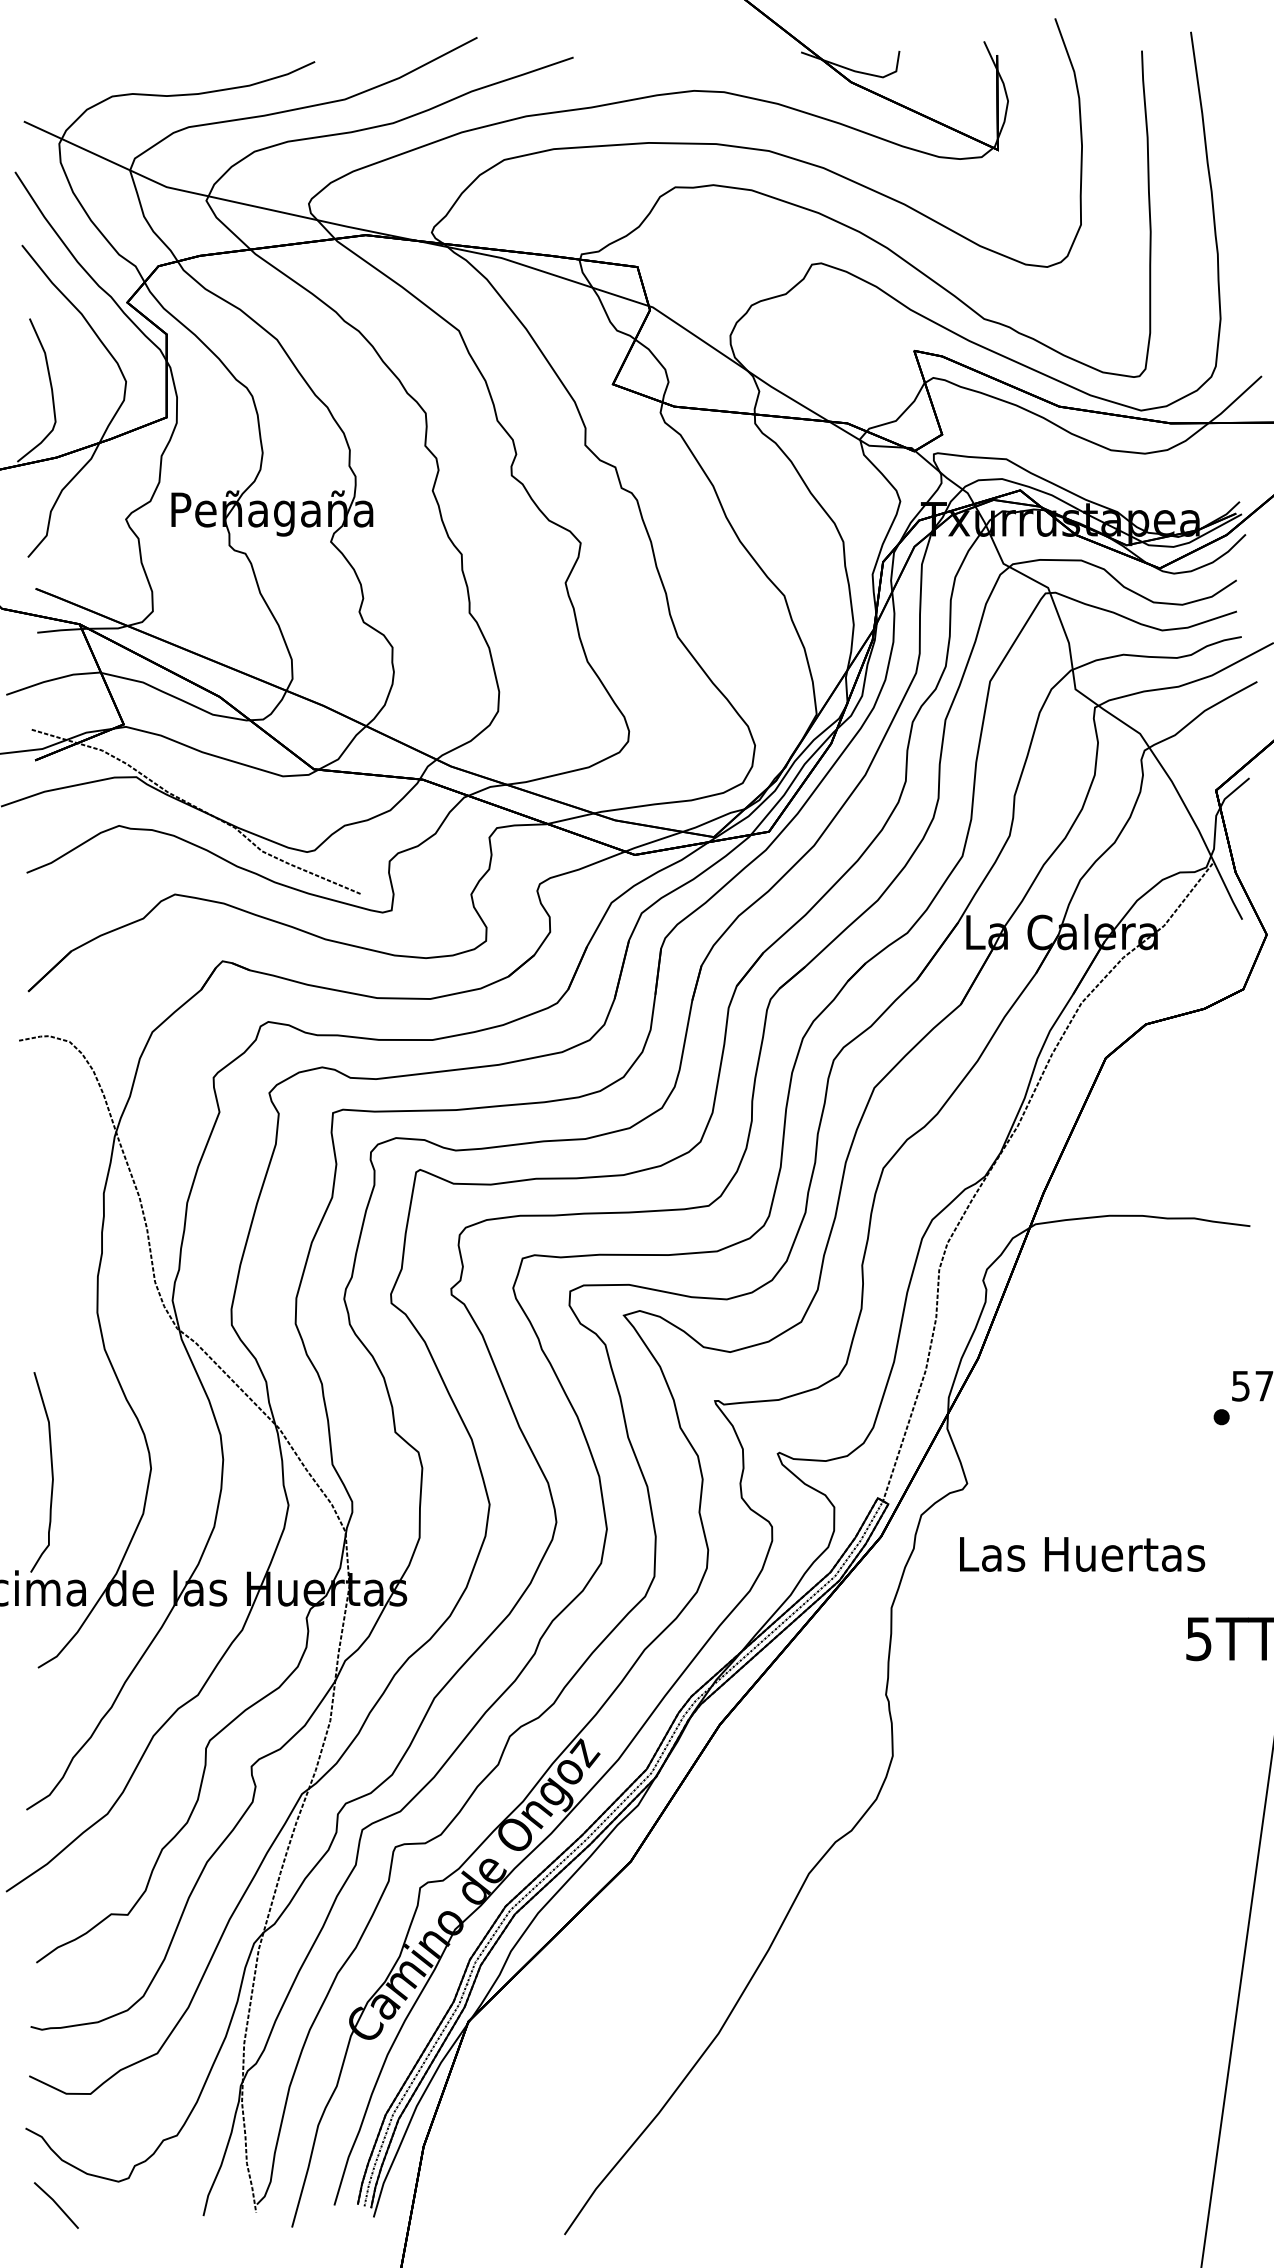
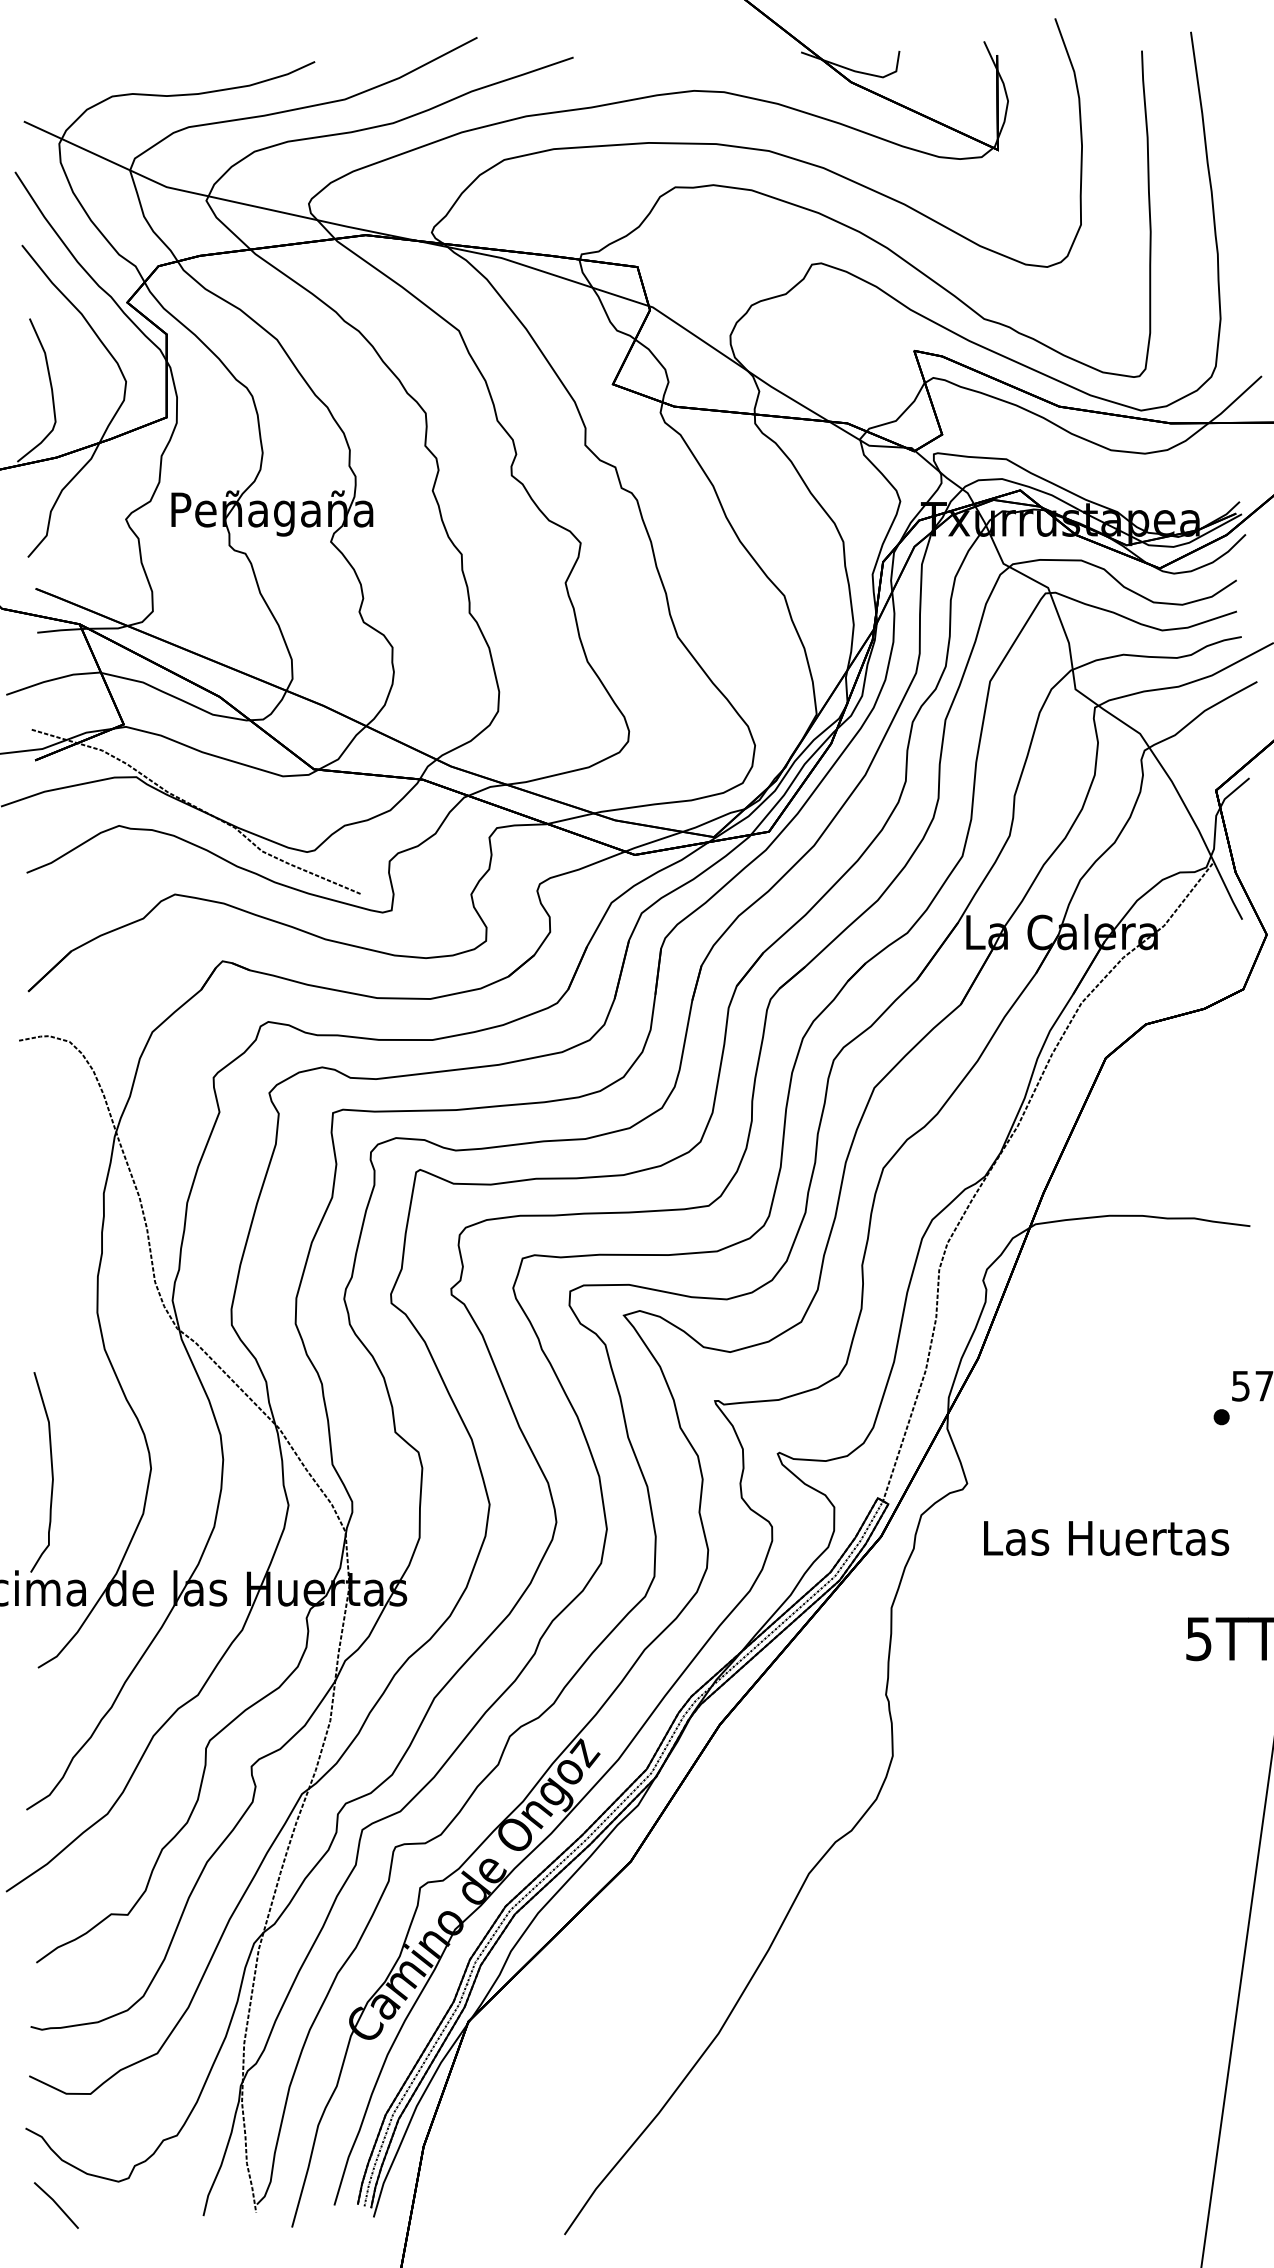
text position: (1082, 1554) -> (1106, 1538) (1106, 1538)
